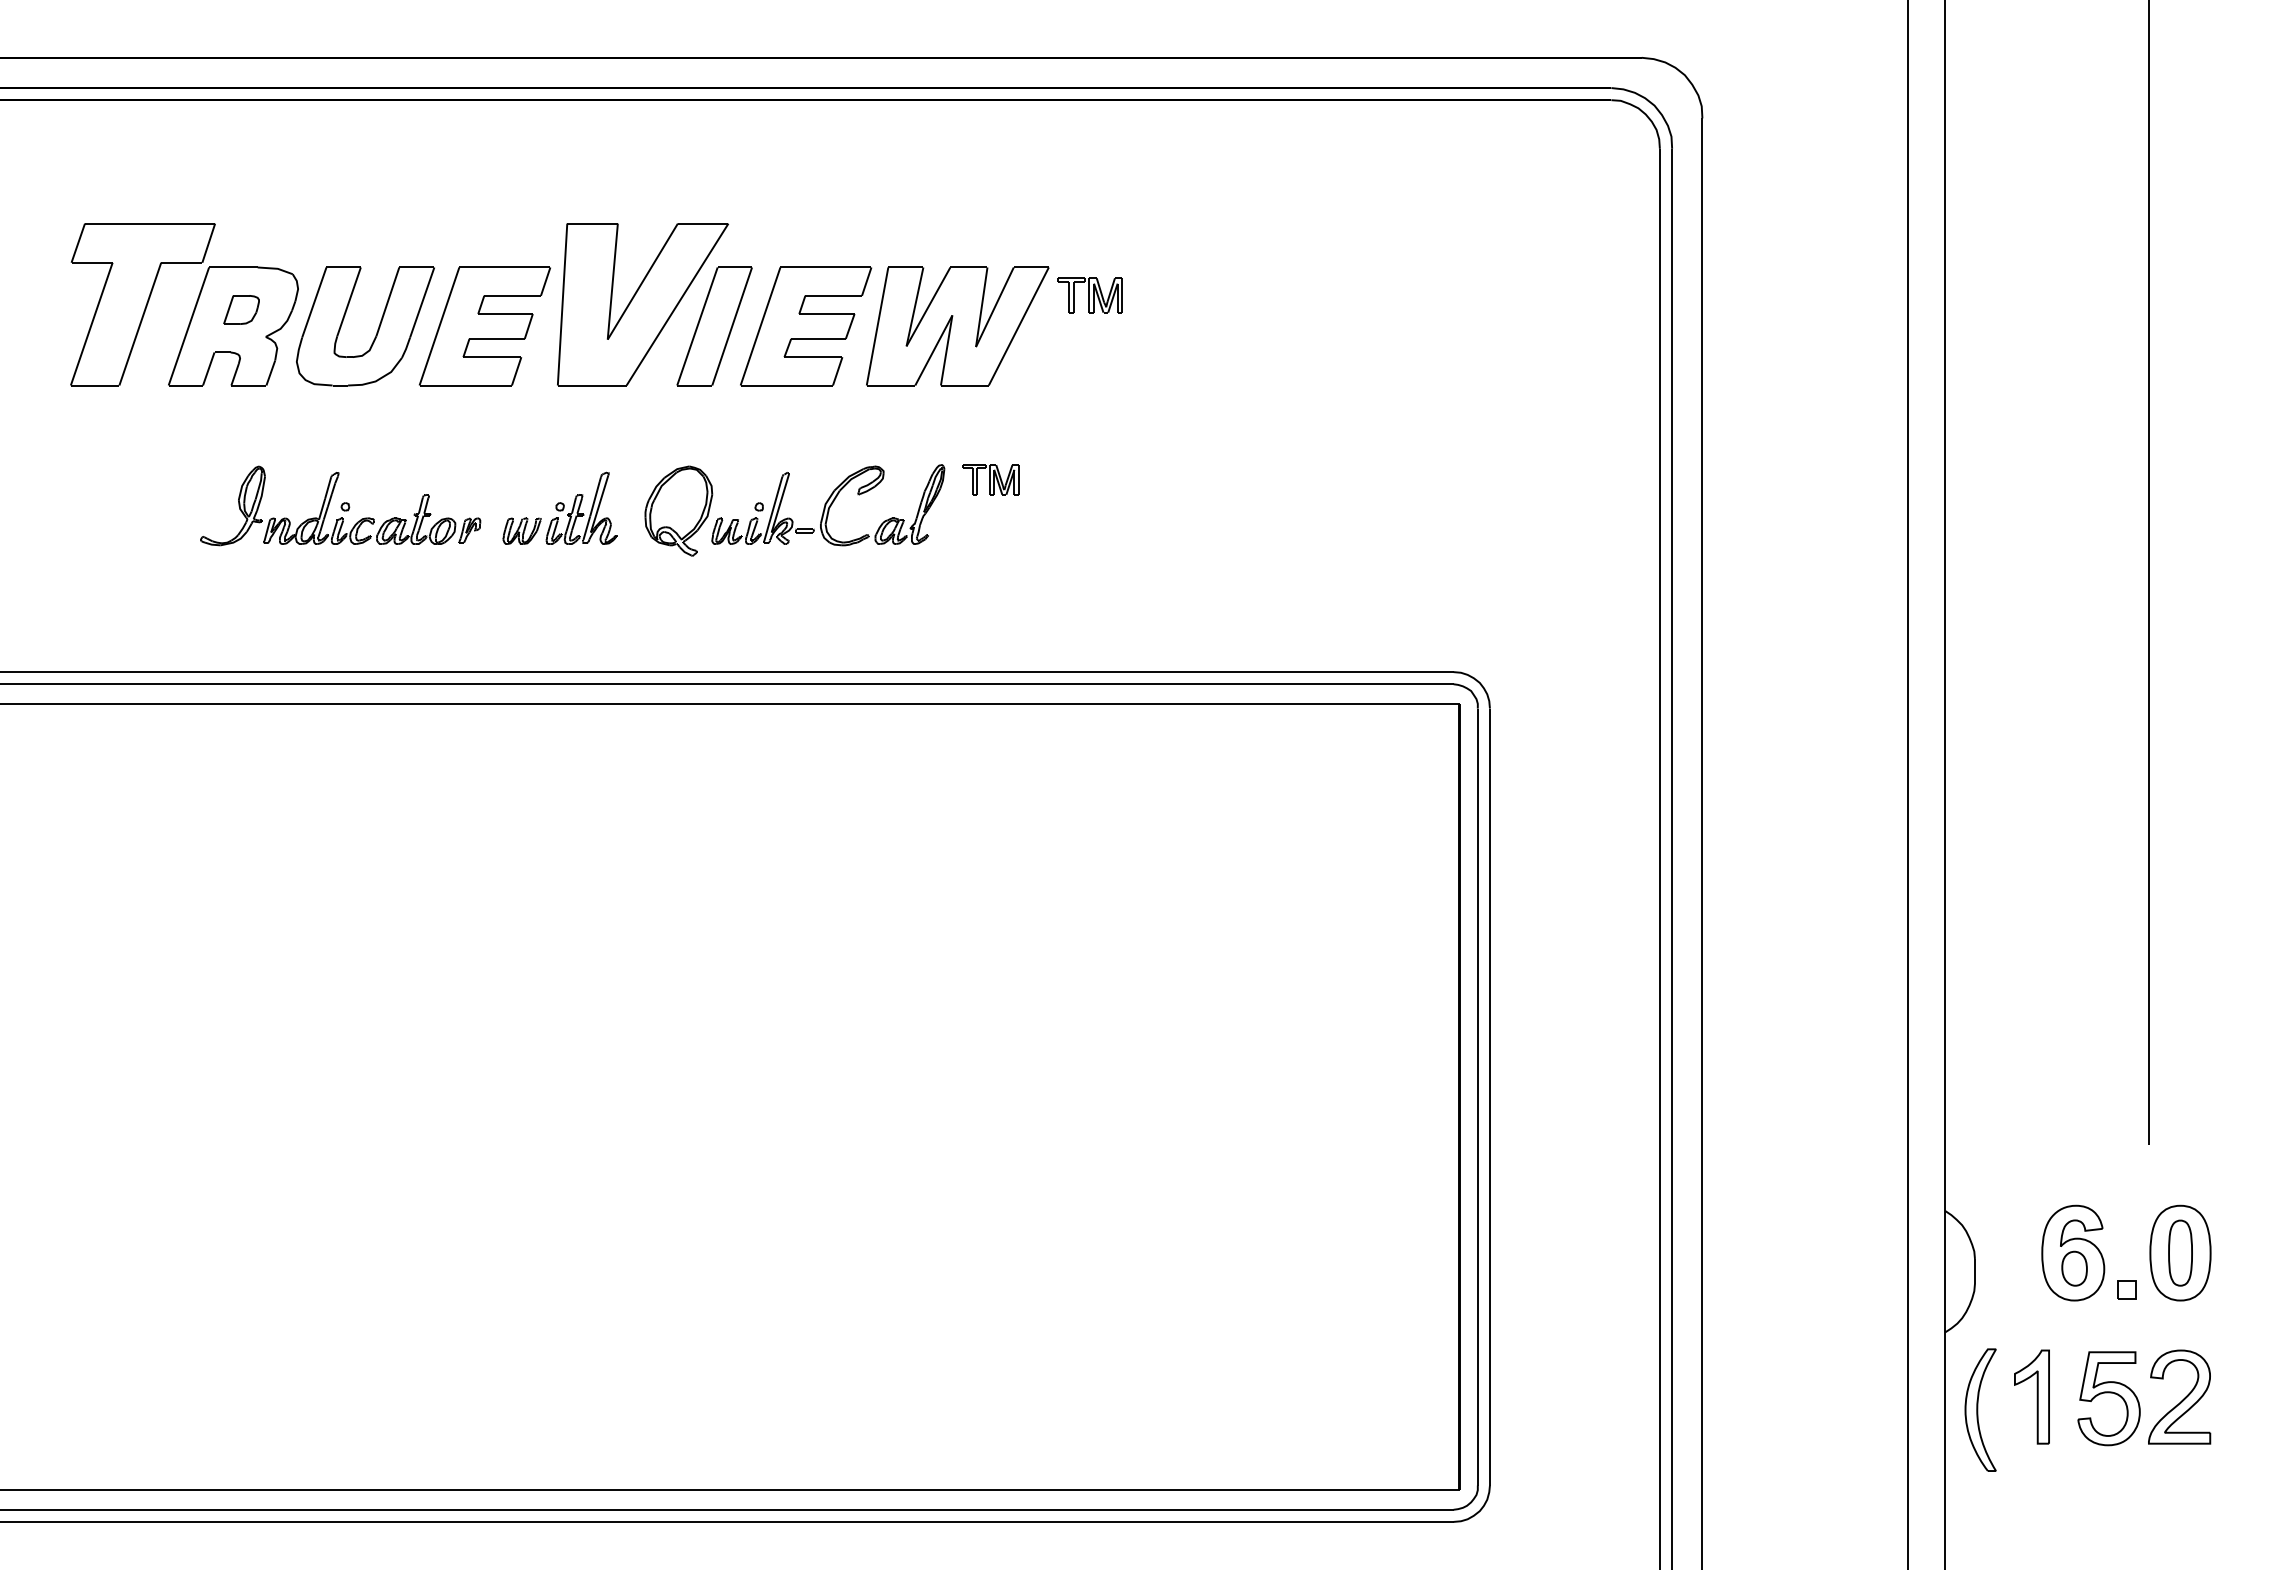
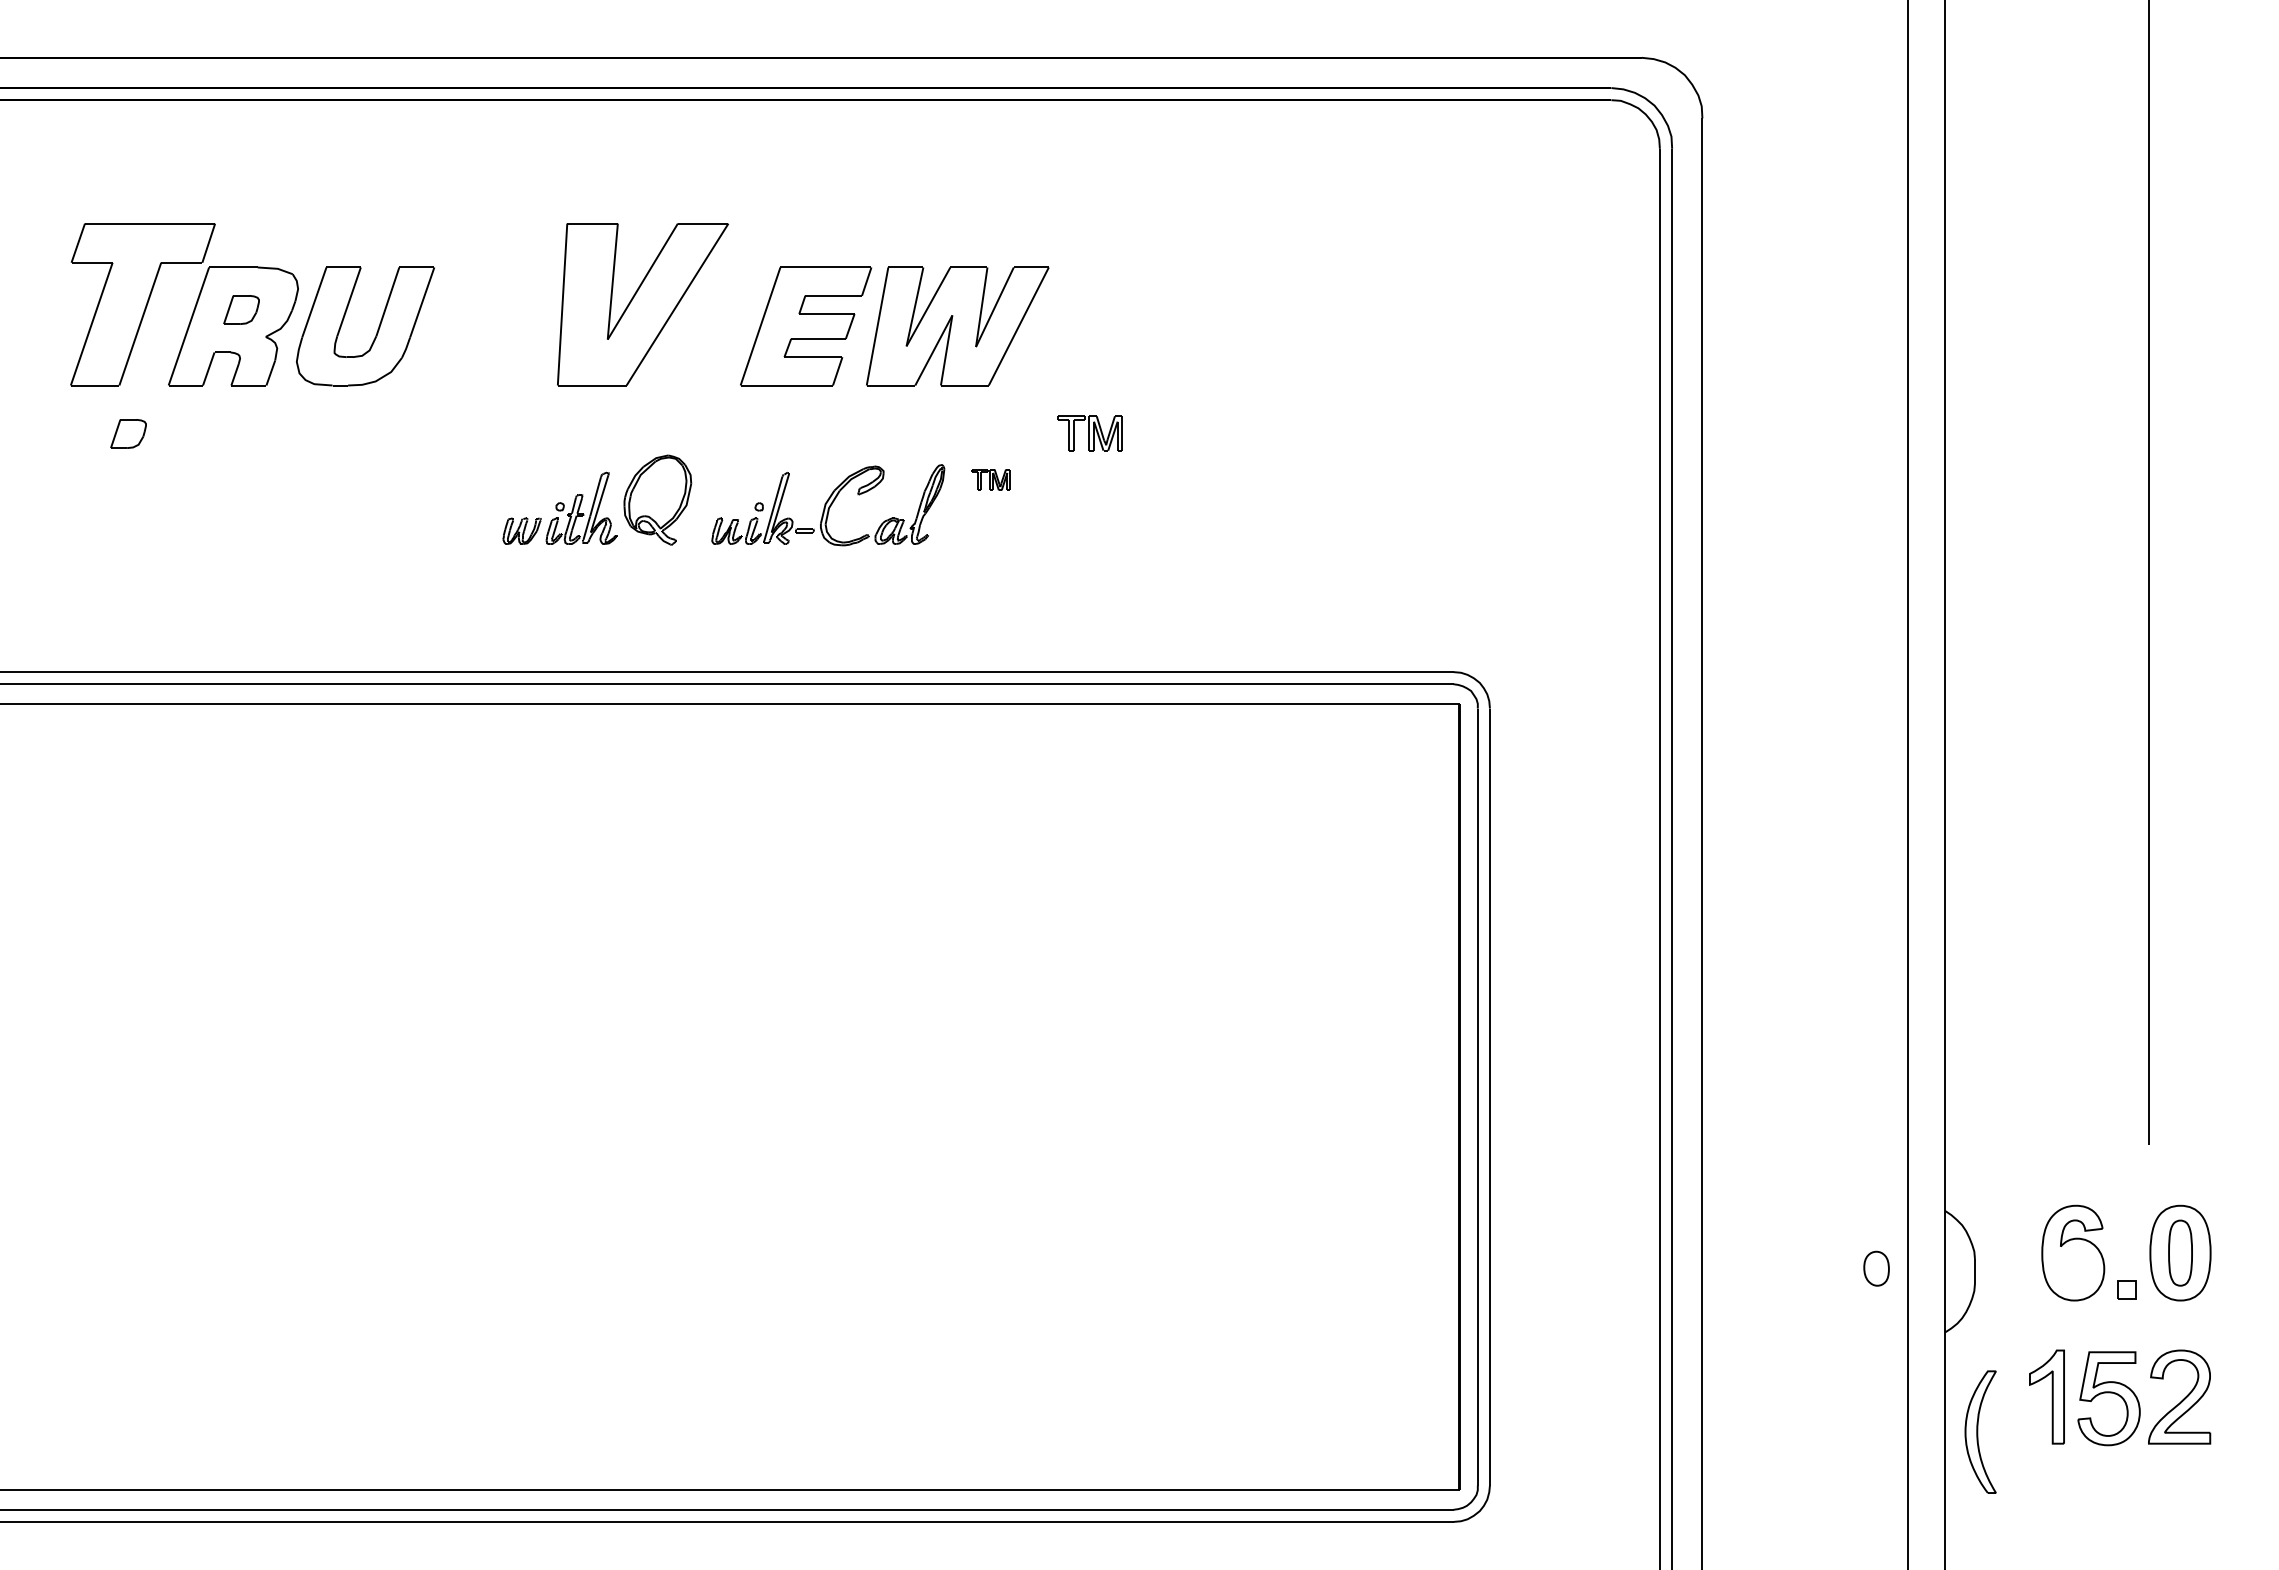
part position: (1089, 295) -> (1089, 433) (1089, 433)
part: present -> none (484, 326)
part: present -> none (714, 326)
part: none -> present (128, 433)
part size: 58x32 px -> 40x22 px (990, 479)
part: present -> none (340, 505)
part position: (678, 510) -> (657, 499) (657, 499)
part position: (2074, 1268) -> (1876, 1268) (1876, 1268)
part position: (2031, 1396) -> (2046, 1396) (2046, 1396)
part position: (1980, 1409) -> (1980, 1431) (1980, 1431)
